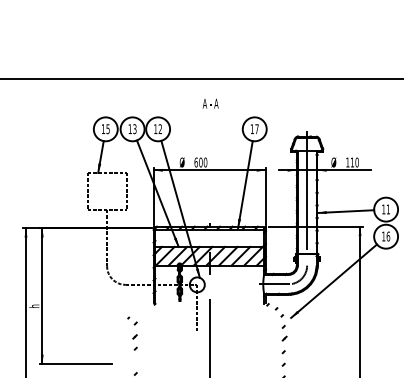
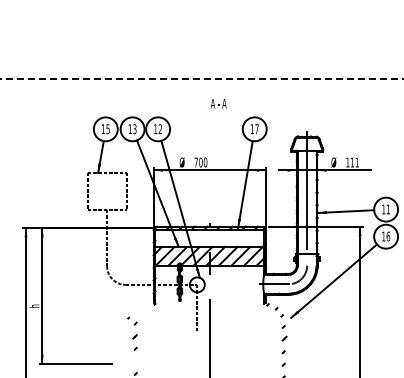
line: solid -> dashed (201, 78)
text position: (210, 103) -> (218, 103) (218, 103)
text: 600 -> 700 (196, 162)
text: 110 -> 111 (356, 162)
